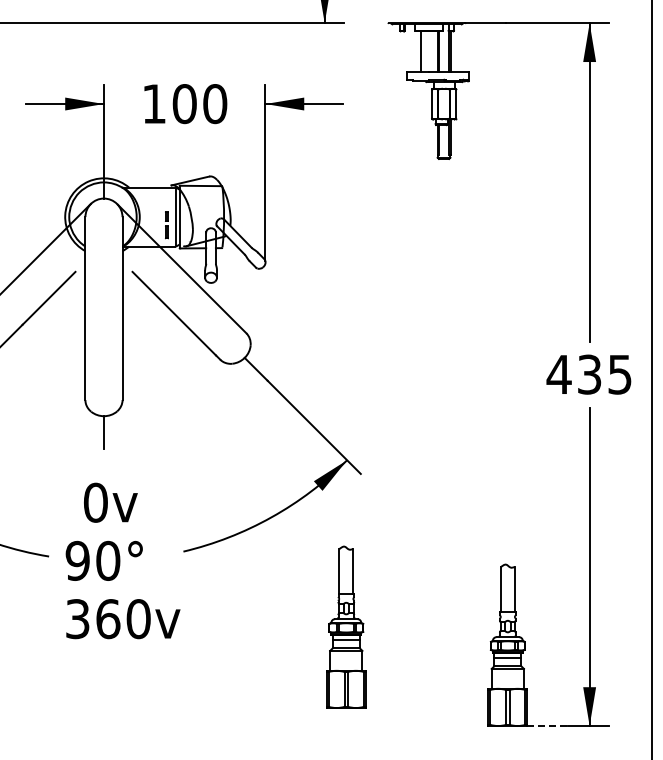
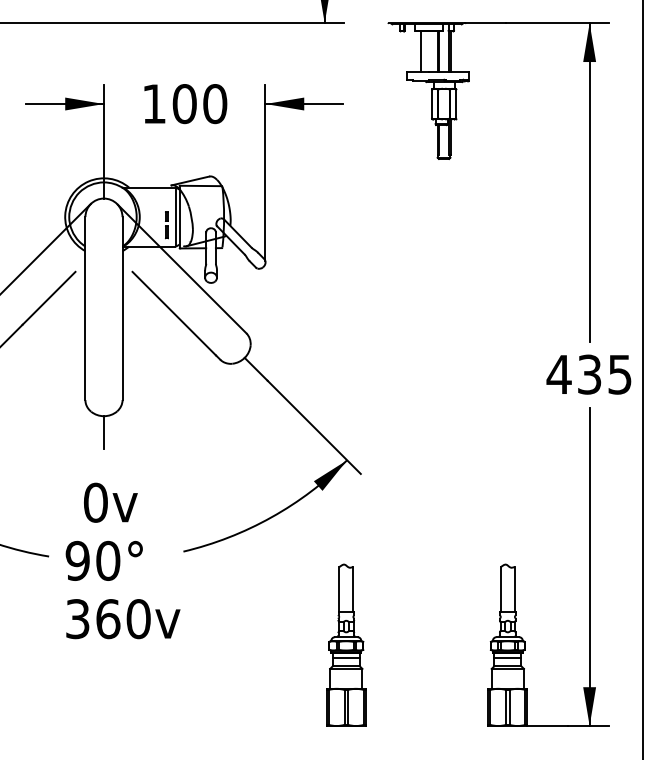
line position: (651, 379) -> (642, 379) (642, 379)
part position: (346, 626) -> (346, 644) (346, 644)
line: dashed -> solid (547, 725)
